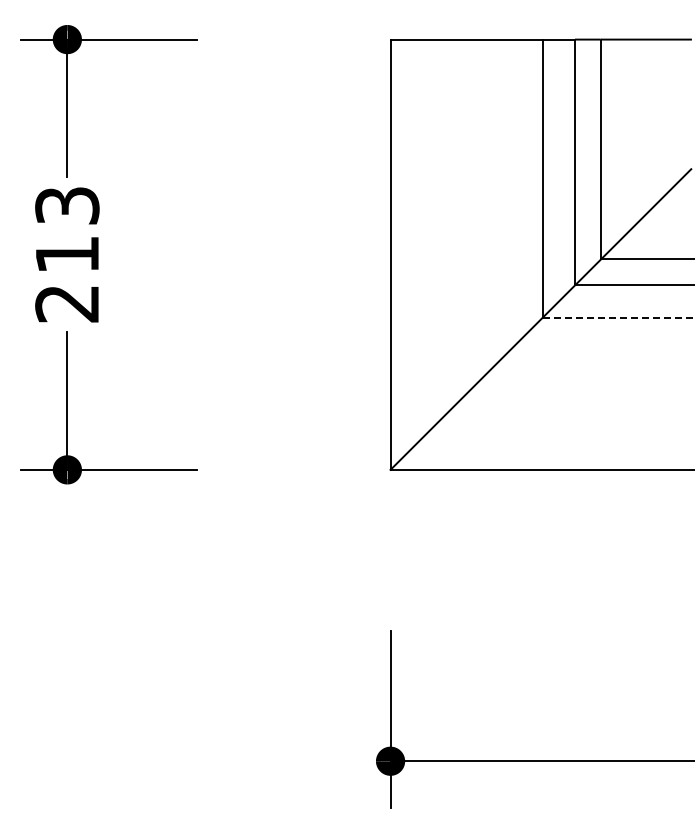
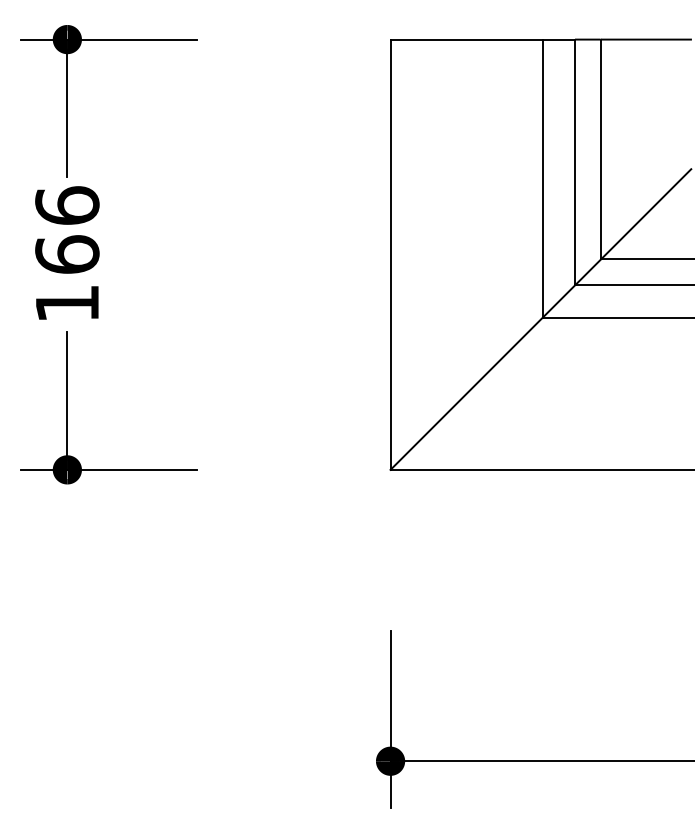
text: 213 -> 166 (67, 254)
line: dashed -> solid (618, 317)
